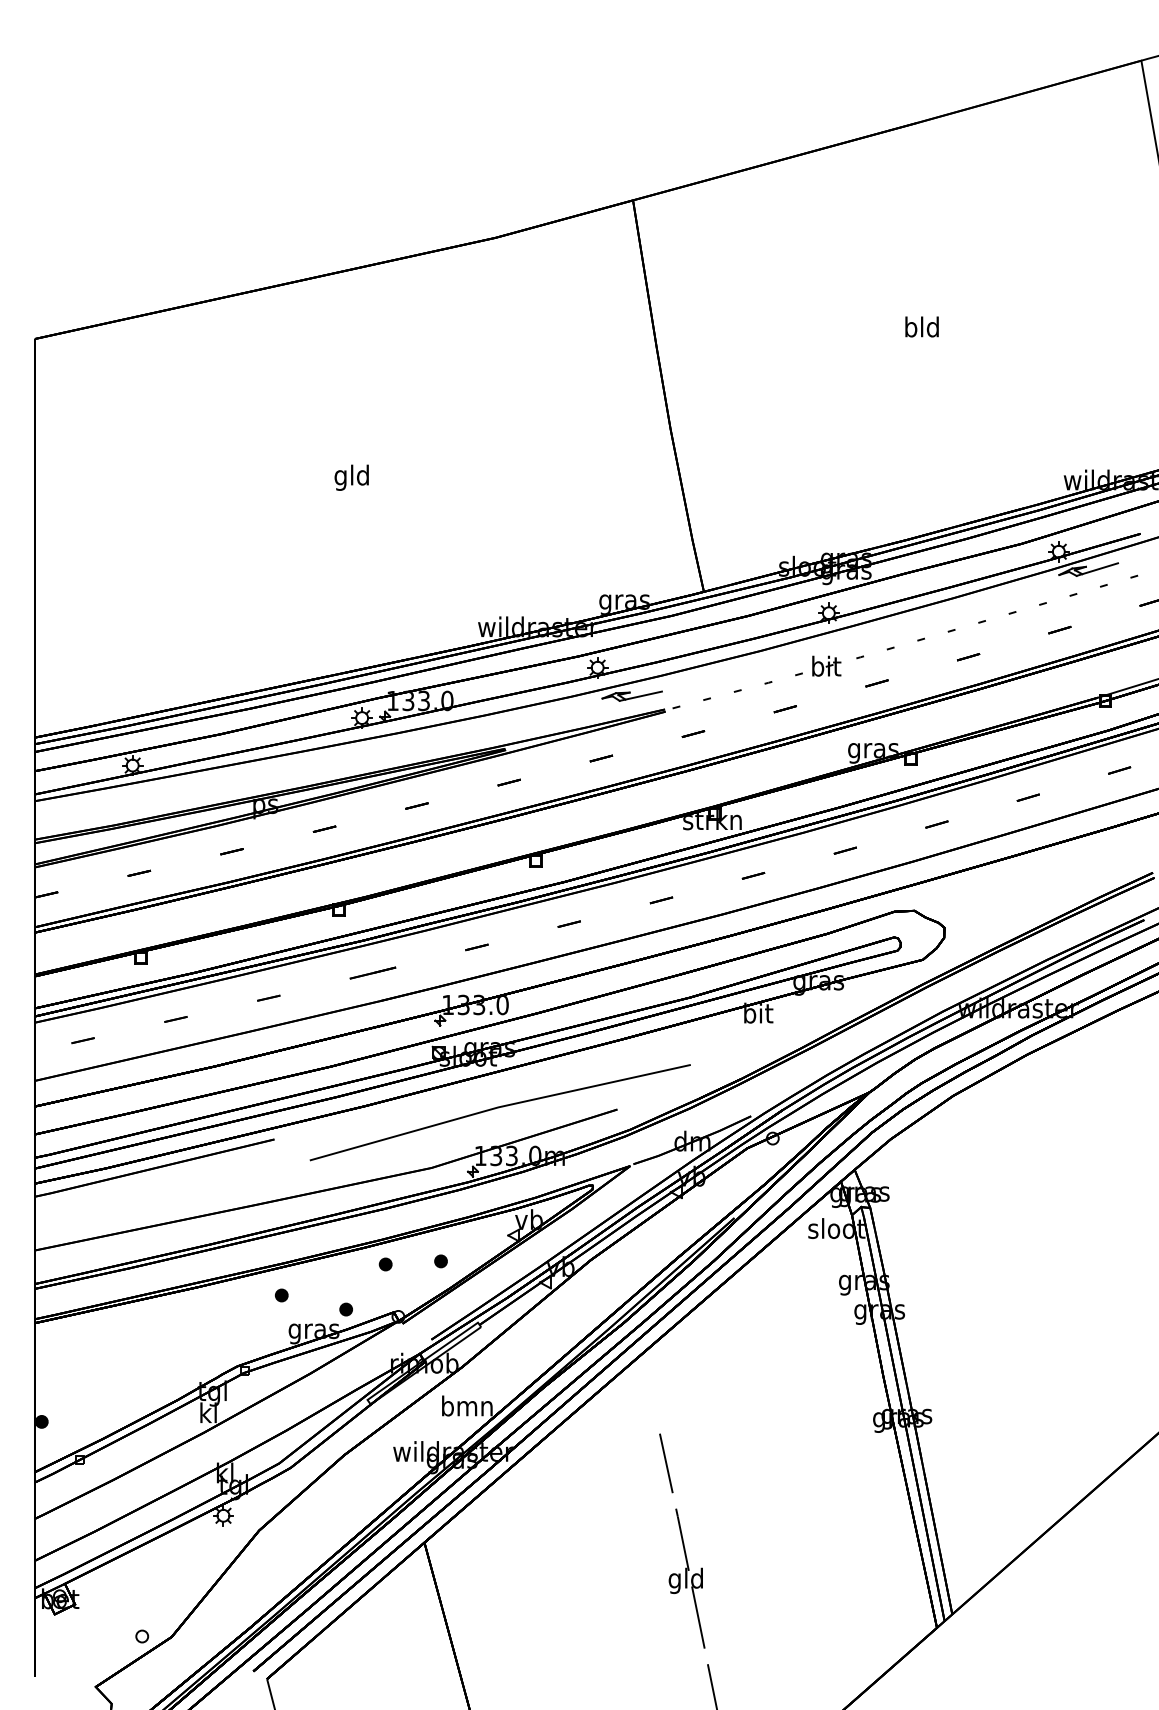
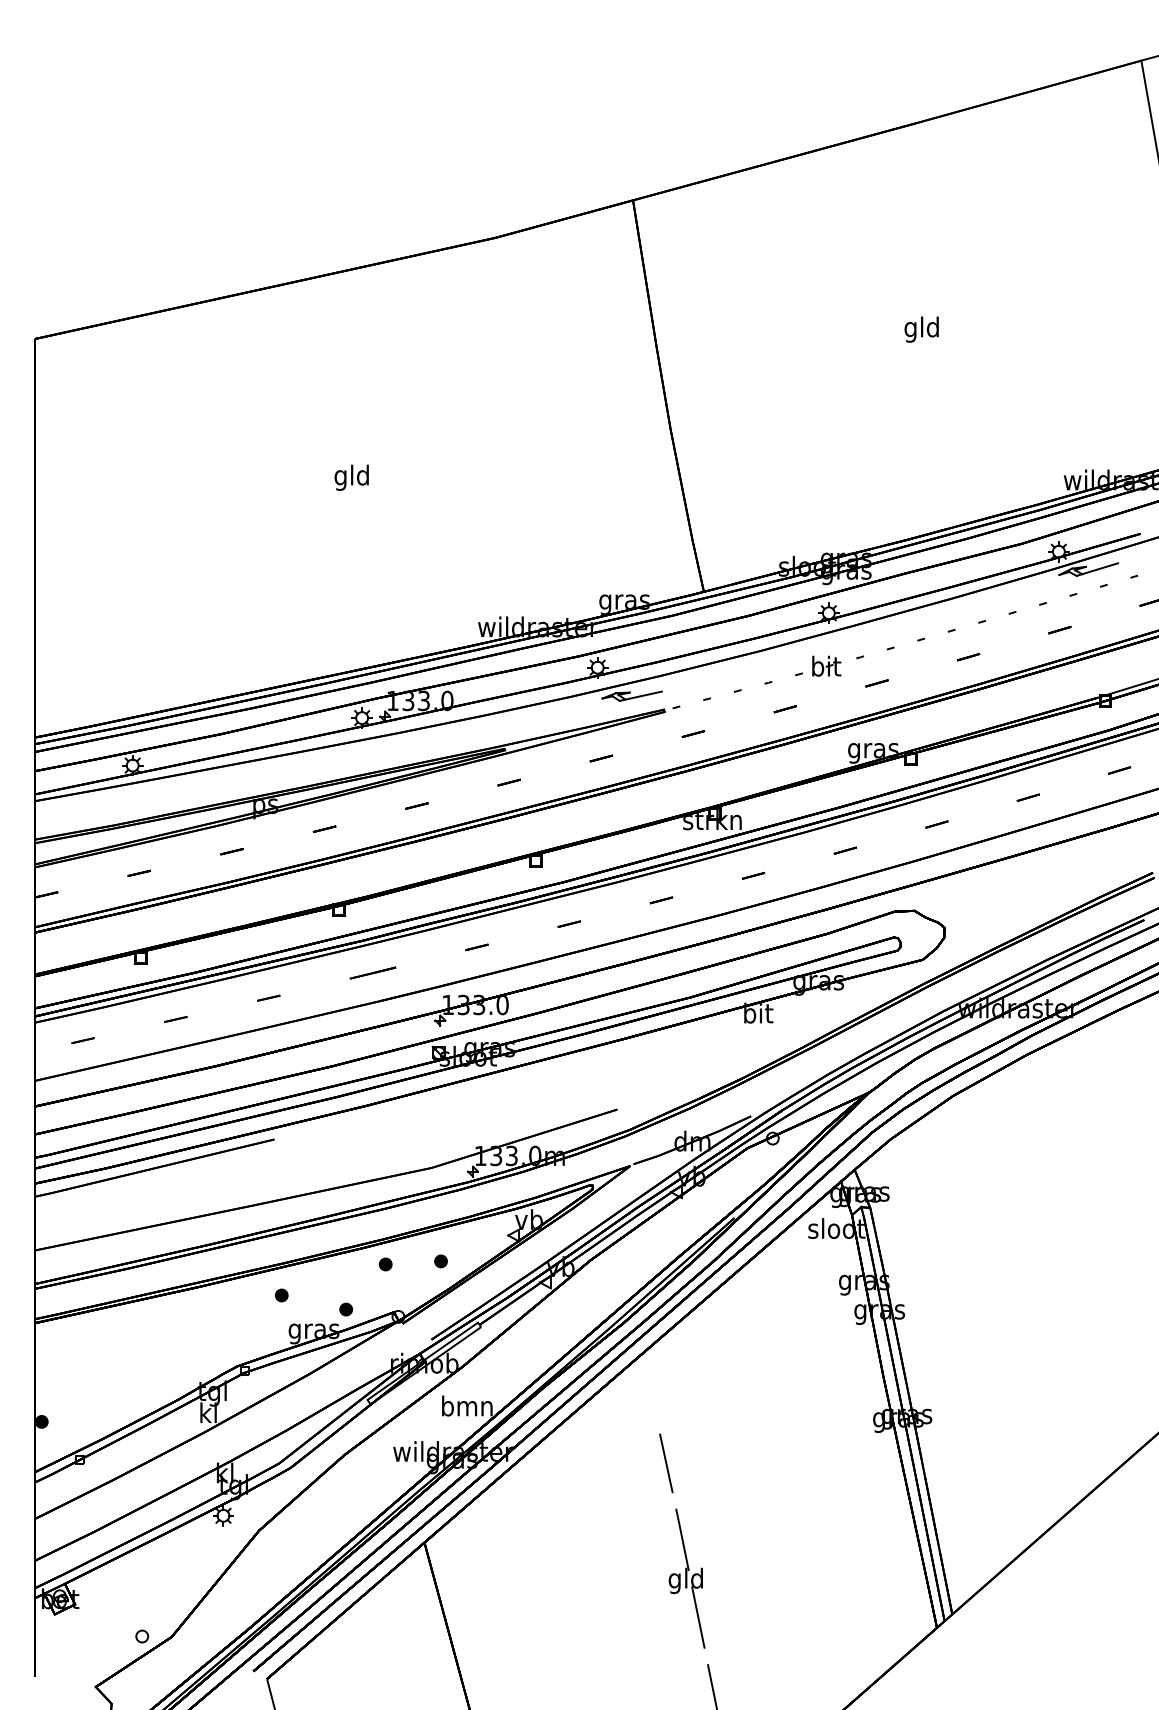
text: bld -> gld (910, 329)
line: present -> none (499, 1108)
